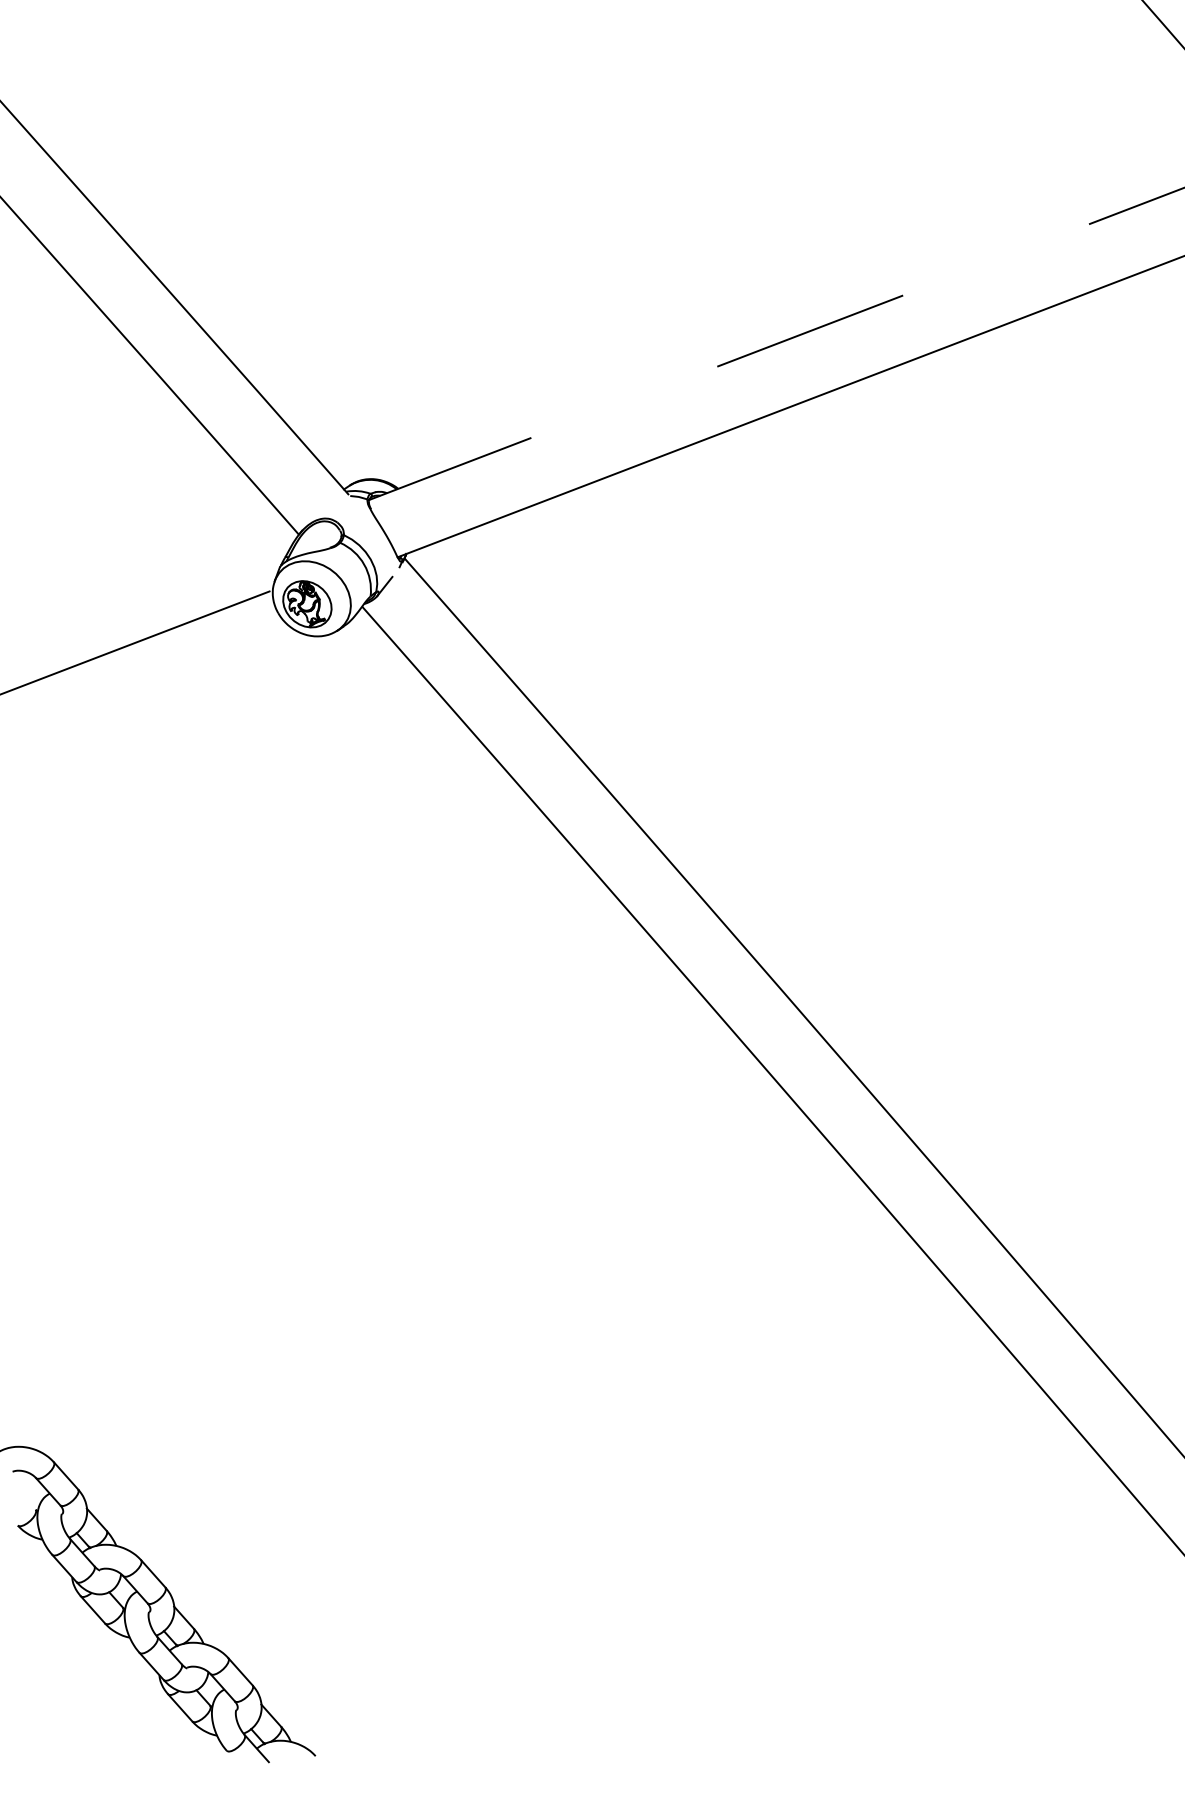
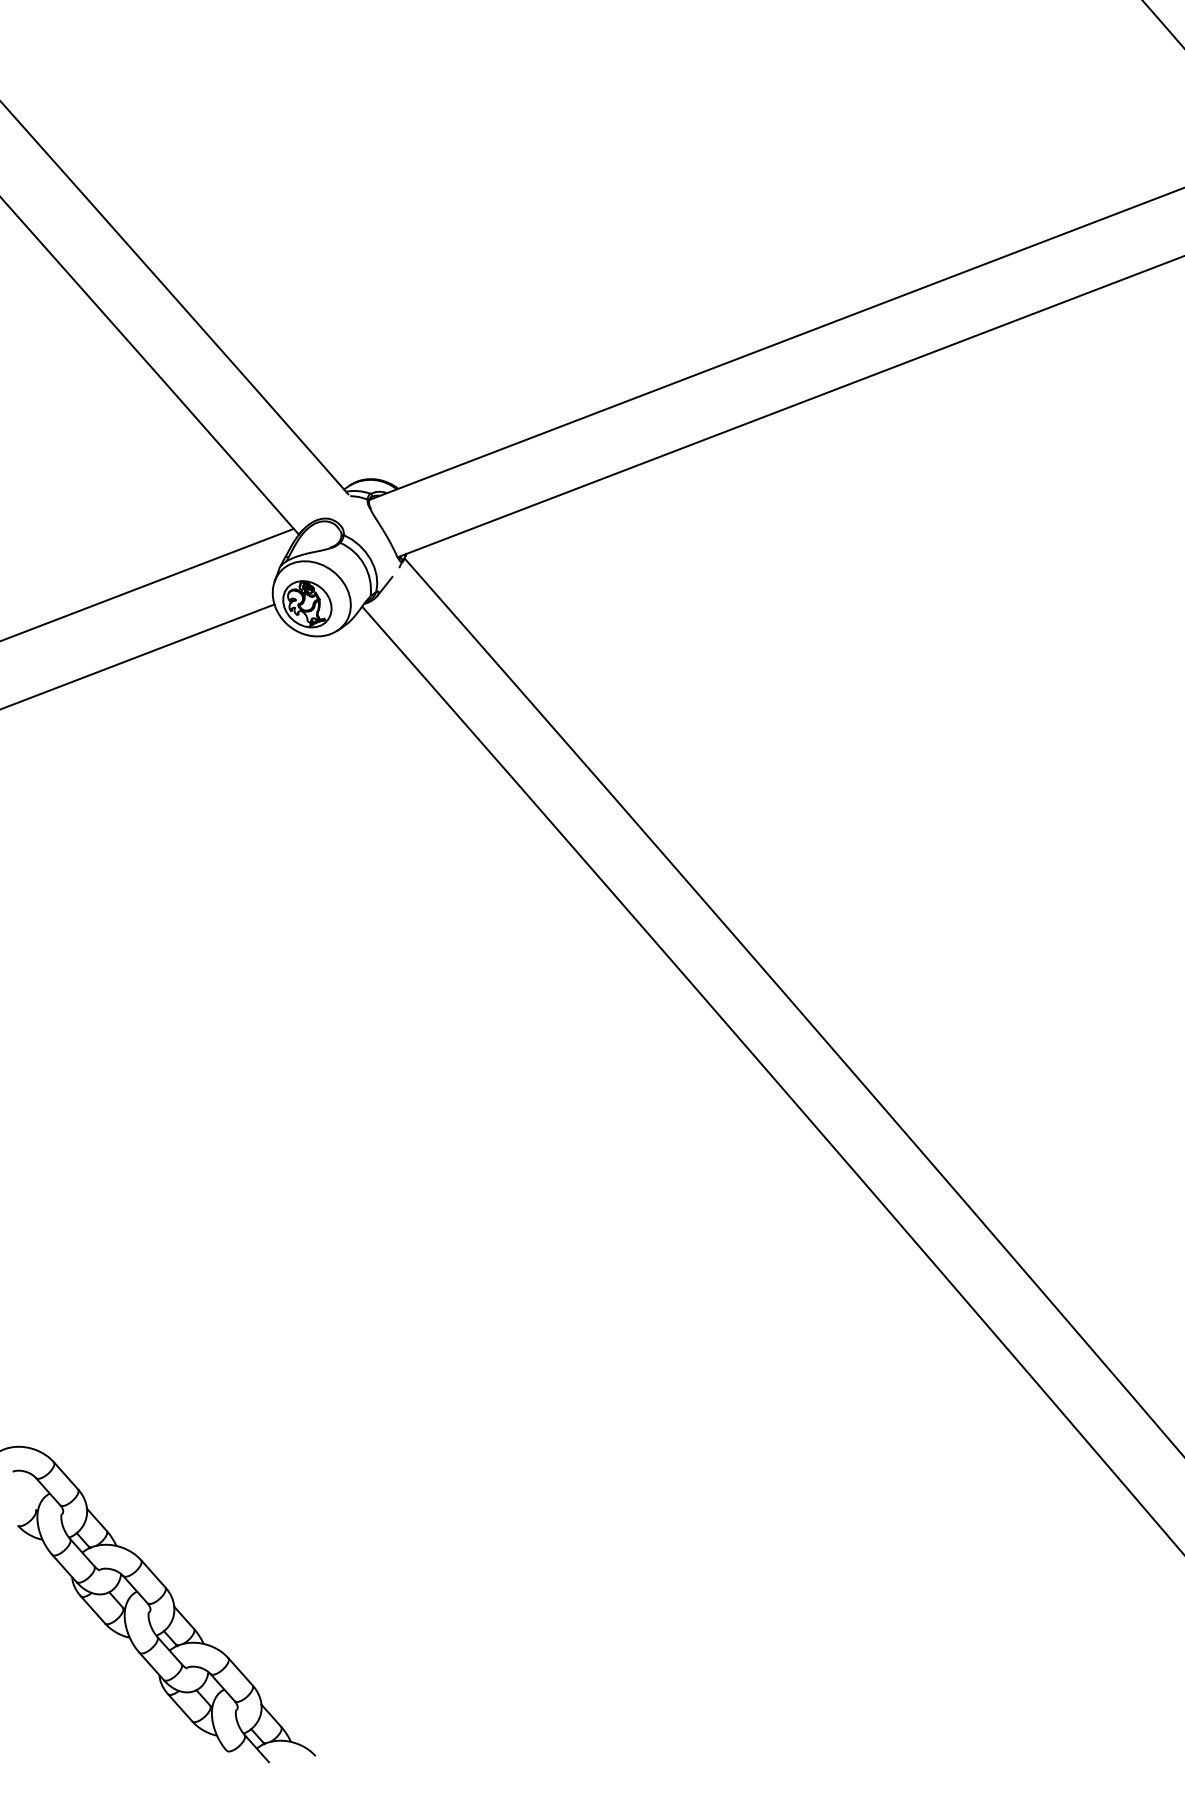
line: dashed -> solid (776, 344)
line: none -> present (147, 584)
line position: (135, 642) -> (138, 656) (138, 656)
